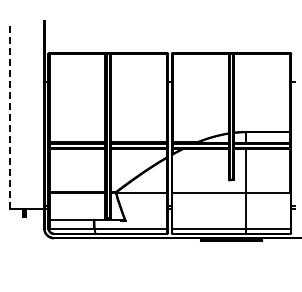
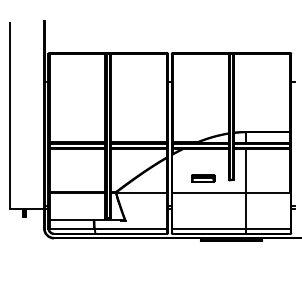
line: dashed -> solid (9, 115)
part: none -> present (203, 178)
